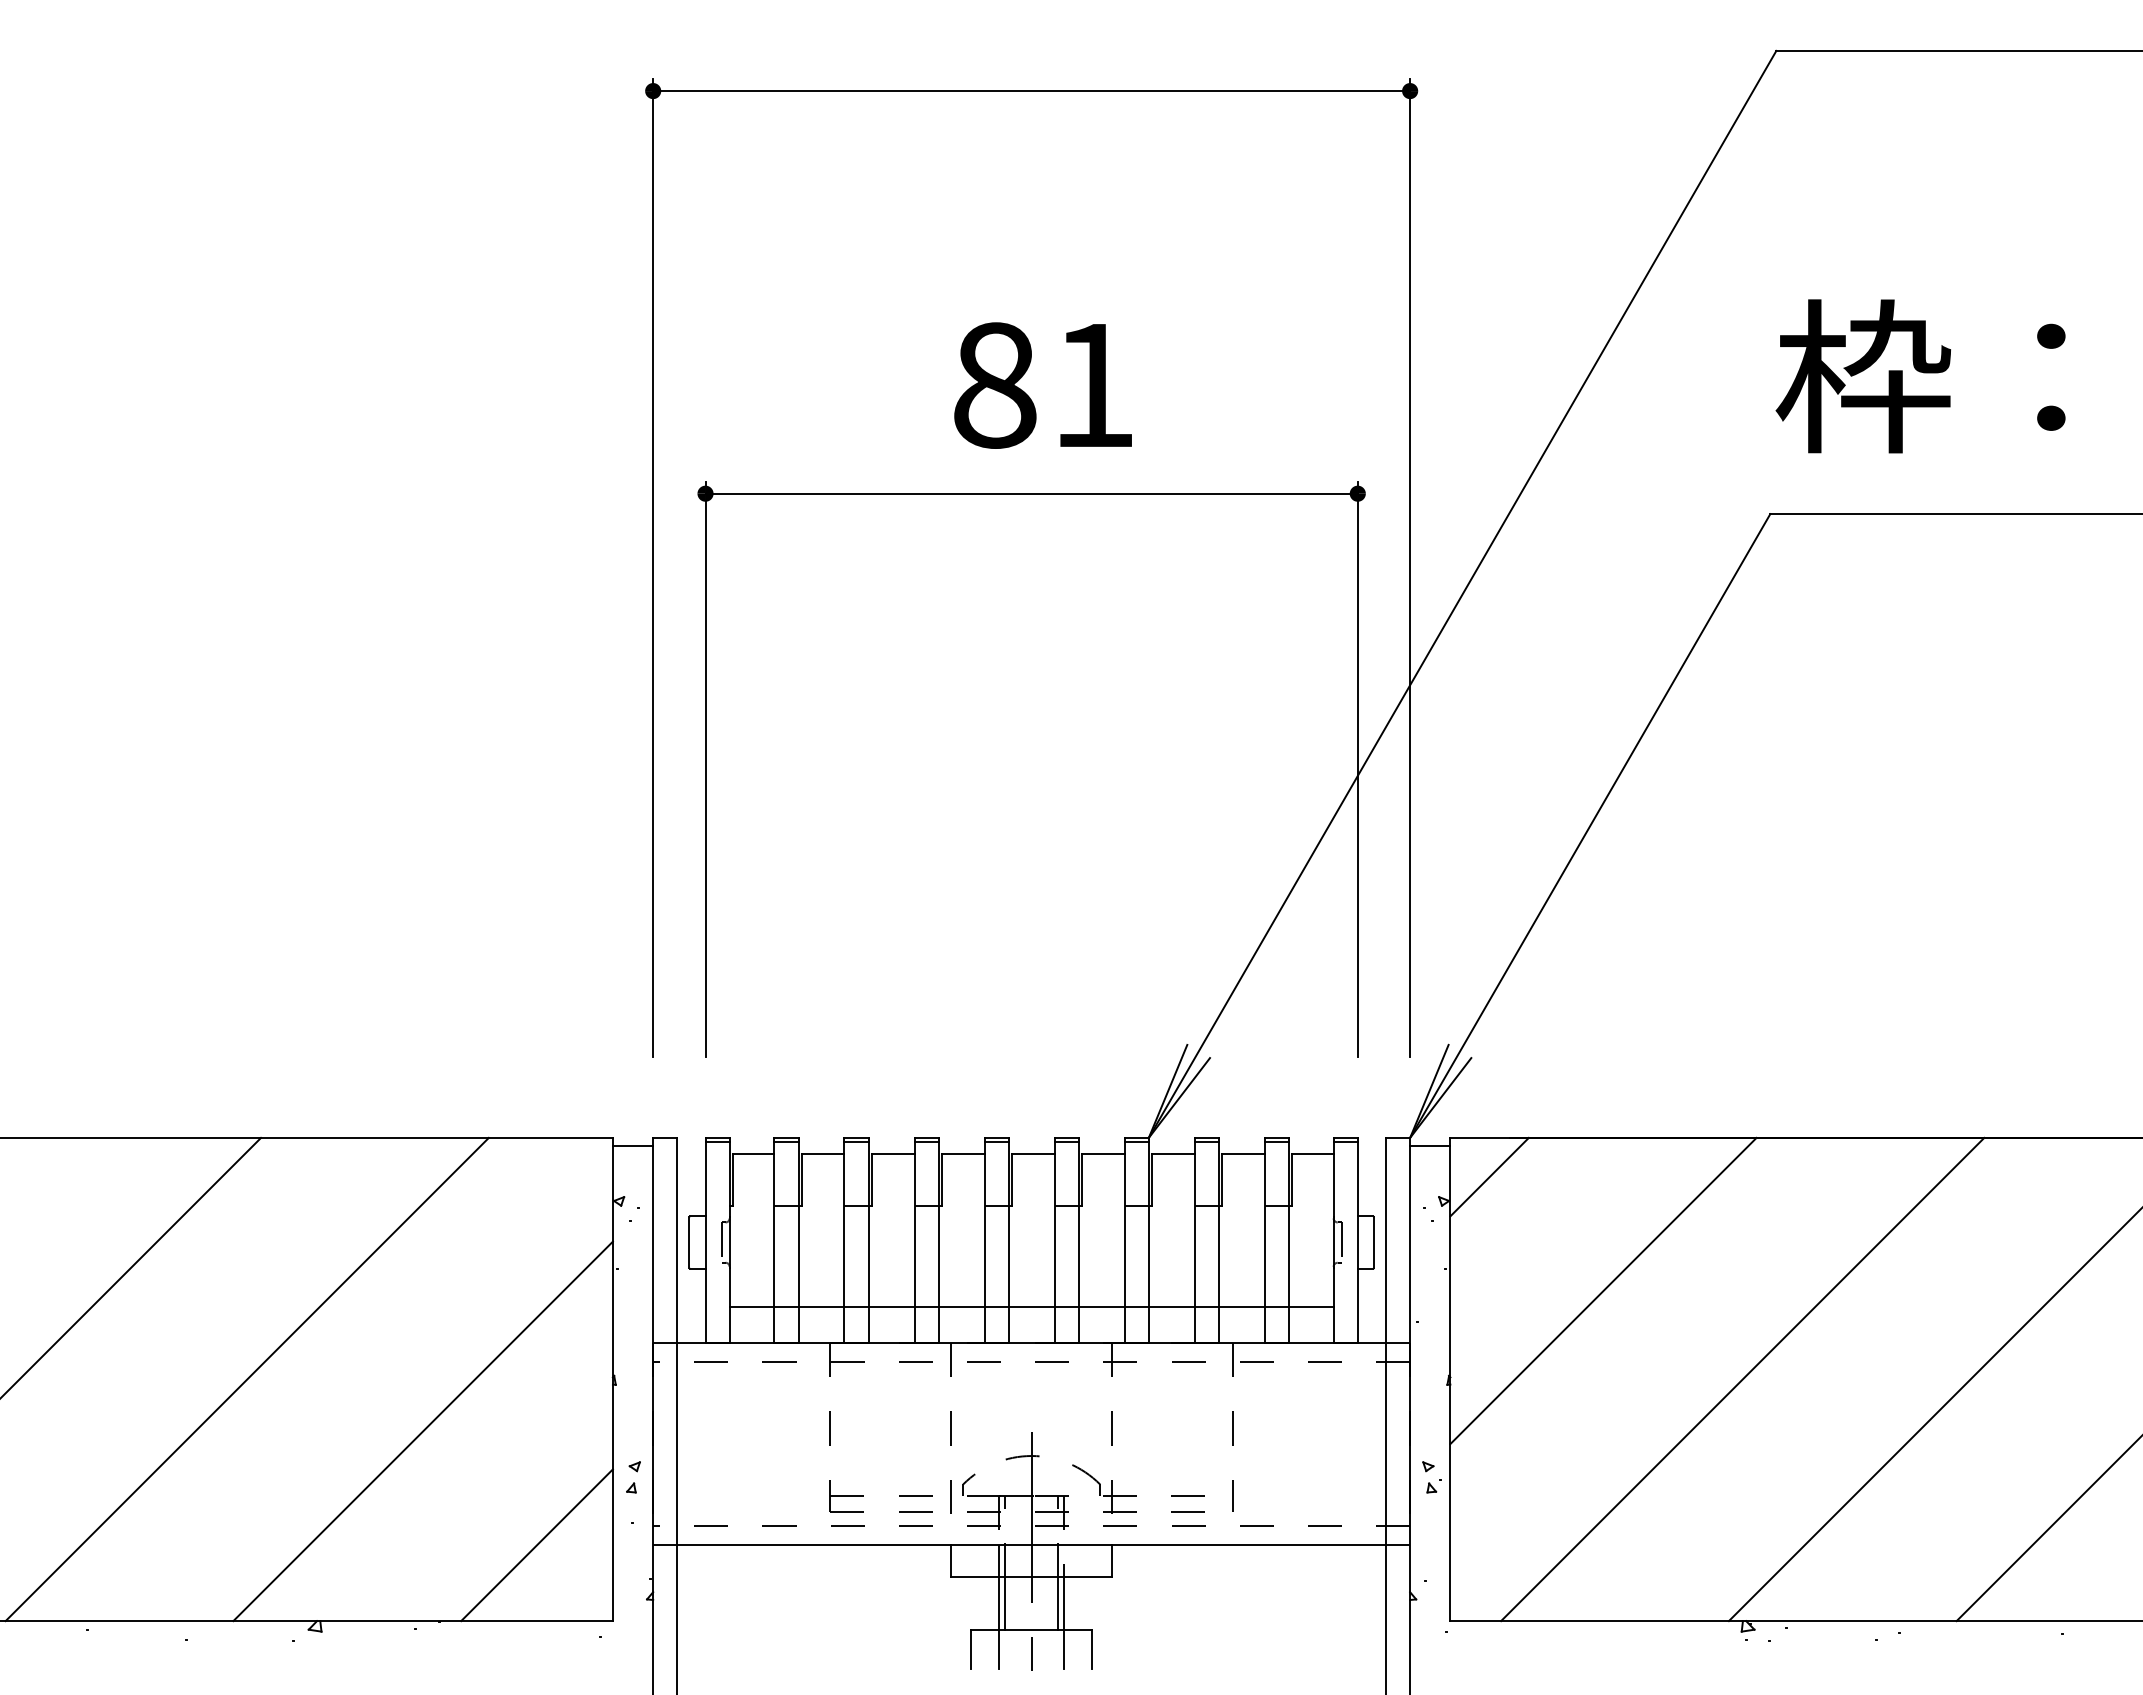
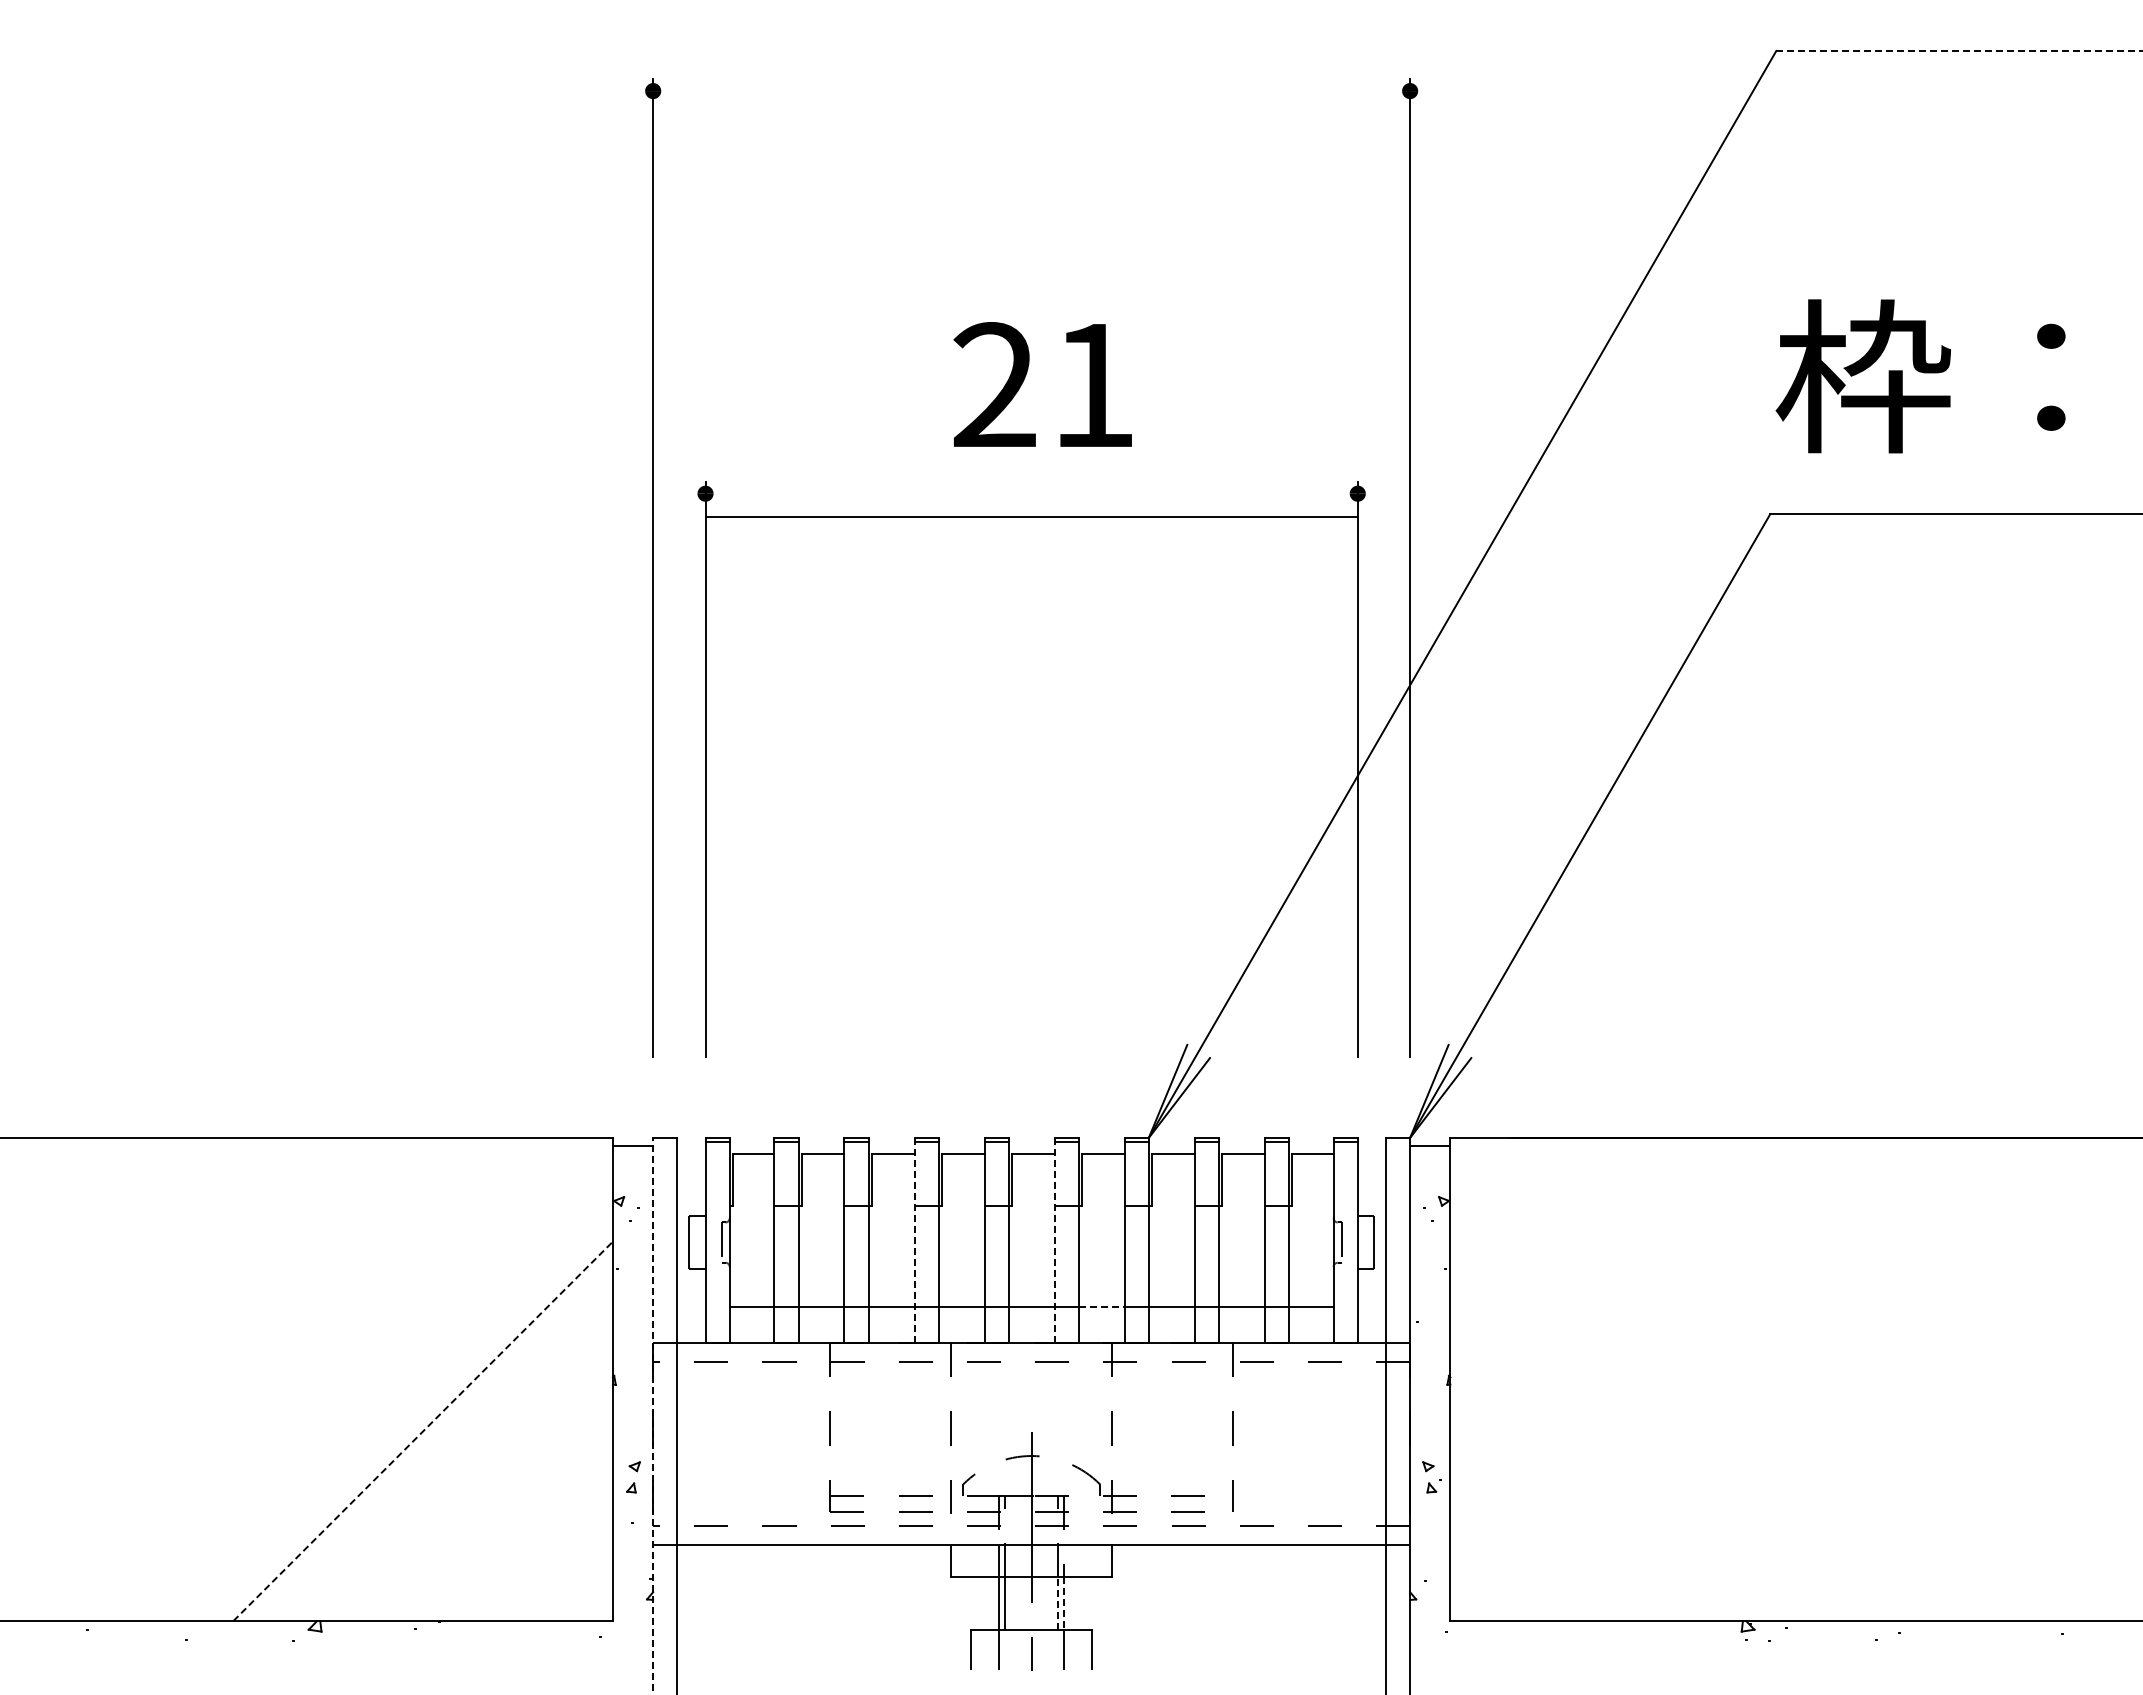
line: solid -> dashed (1959, 50)
line: present -> none (1031, 91)
text: 81 -> 21 (994, 385)
line position: (1031, 493) -> (1031, 516) (1031, 516)
line: present -> none (1489, 1176)
line: solid -> dashed (914, 1240)
line: solid -> dashed (1054, 1240)
line: present -> none (131, 1266)
line: present -> none (1603, 1290)
line: solid -> dashed (1101, 1307)
line: present -> none (246, 1379)
line: present -> none (1742, 1379)
line: solid -> dashed (653, 1415)
line: present -> none (1933, 1415)
line: solid -> dashed (423, 1431)
line: present -> none (2047, 1529)
line: present -> none (536, 1545)
line: solid -> dashed (1057, 1603)
line: solid -> dashed (1063, 1603)
